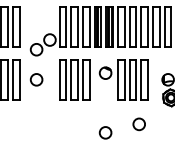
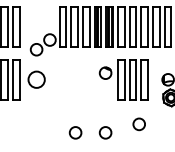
circle size: 15x14 px -> 19x19 px (36, 79)
part: present -> none (74, 79)
circle: none -> present (75, 132)
